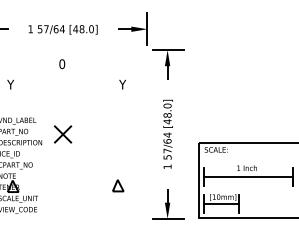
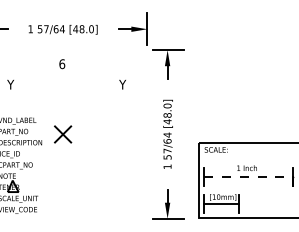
text: 0 -> 6 (62, 63)
line: solid -> dashed (248, 177)
part: present -> none (118, 185)
